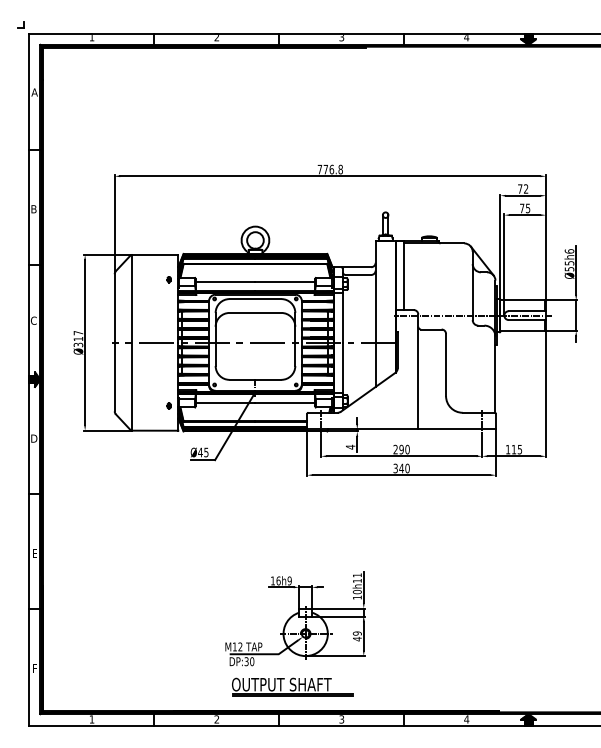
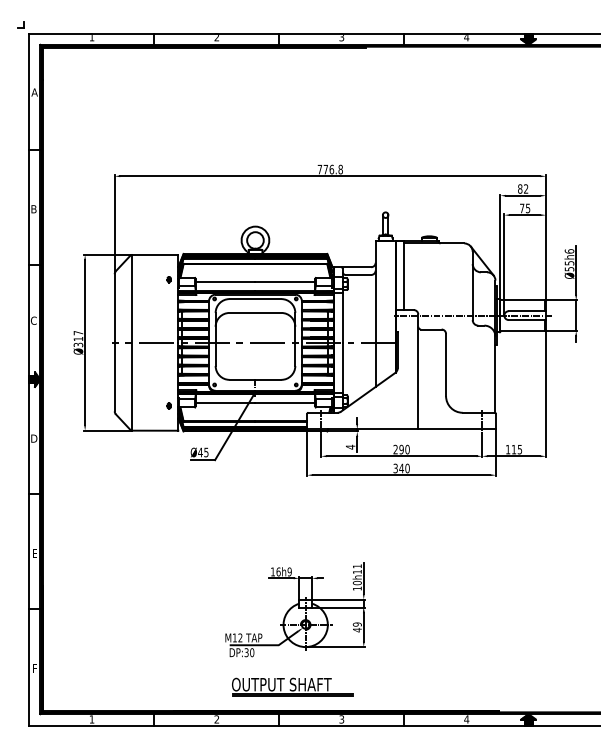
text: 72 -> 82 (520, 188)
part position: (295, 618) -> (295, 609) (295, 609)
